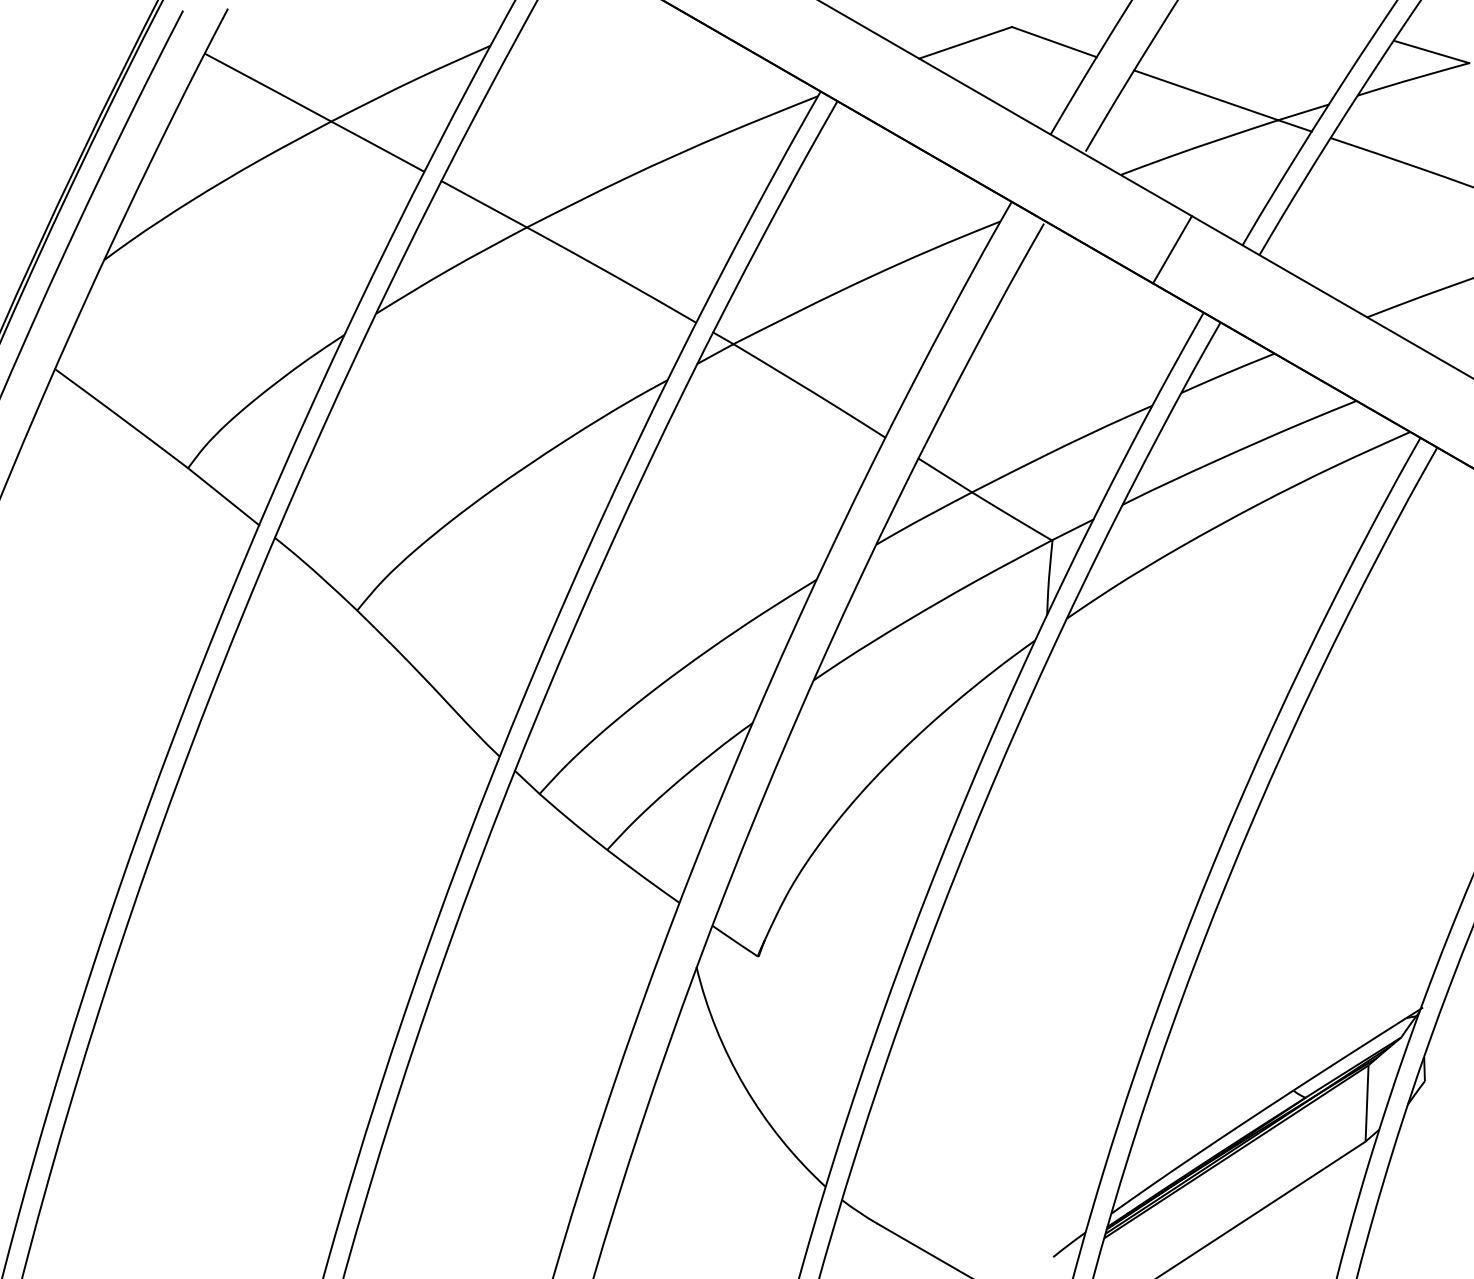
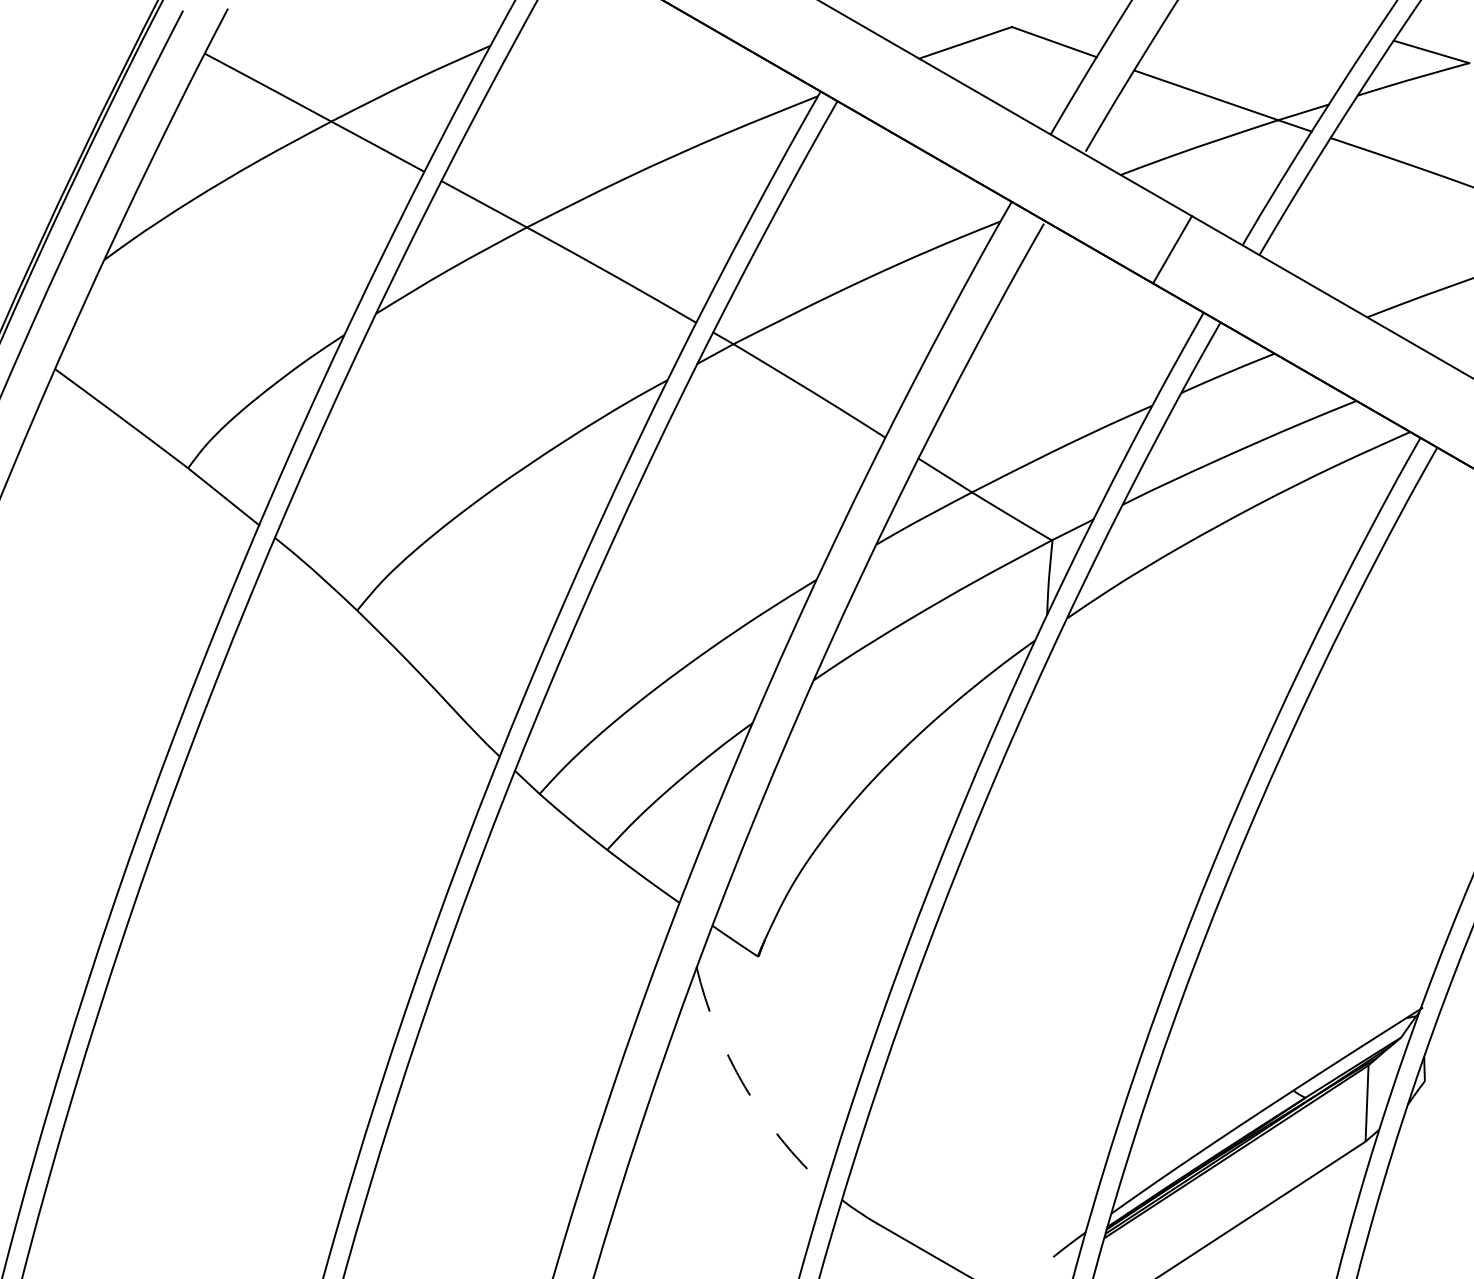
arc: solid -> dashed (744, 1086)
